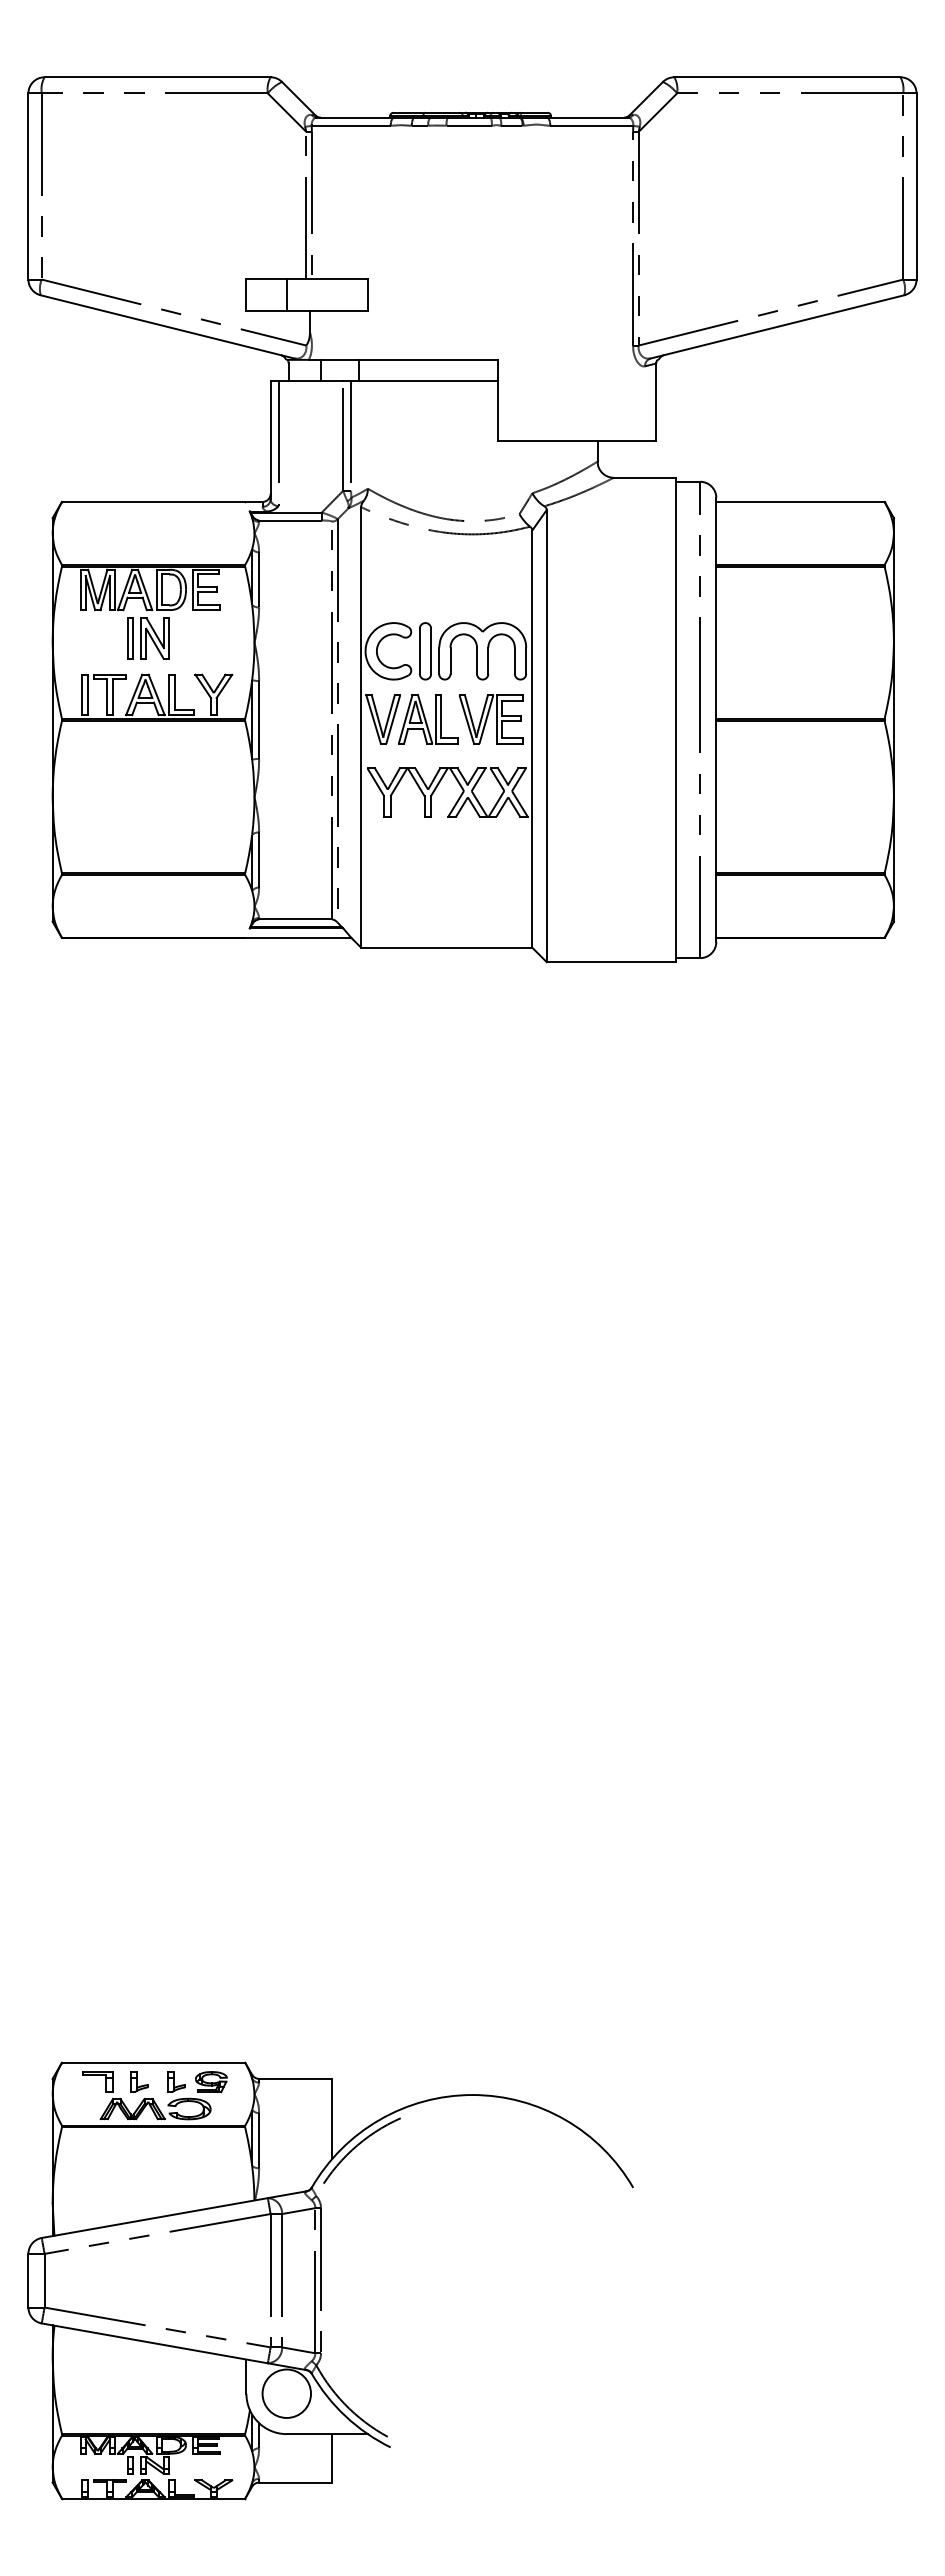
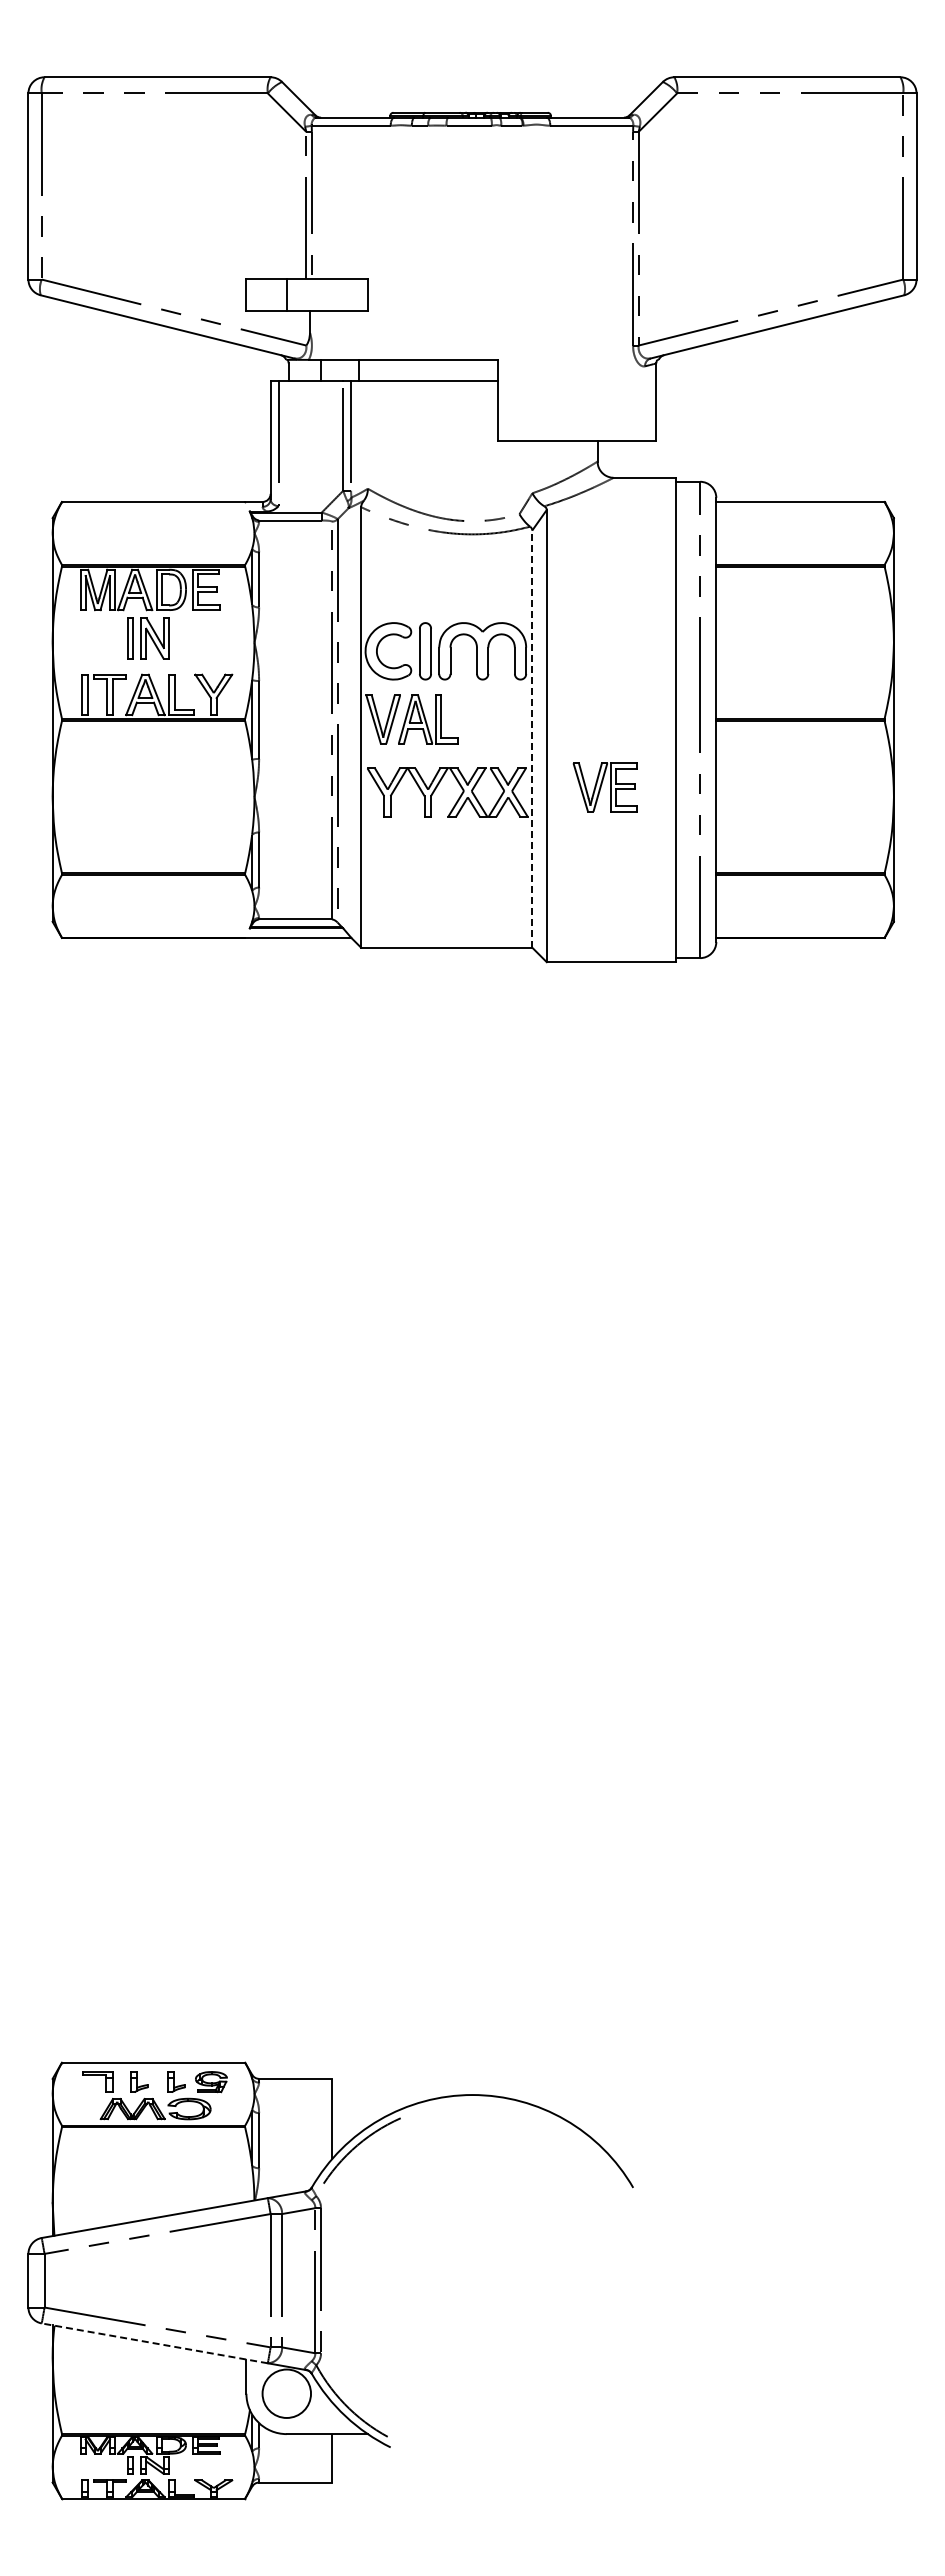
part position: (490, 719) -> (604, 787) (604, 787)
line: solid -> dashed (532, 739)
line: solid -> dashed (154, 2343)
